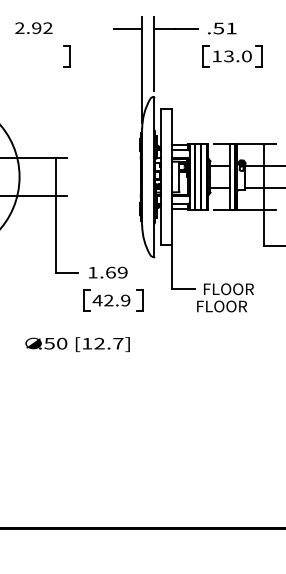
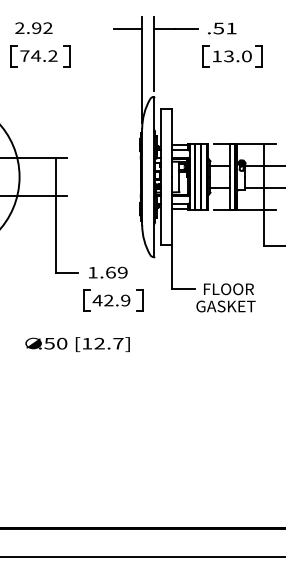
part: none -> present (33, 56)
text: FLOOR -> GASKET (225, 306)
line: none -> present (142, 556)
